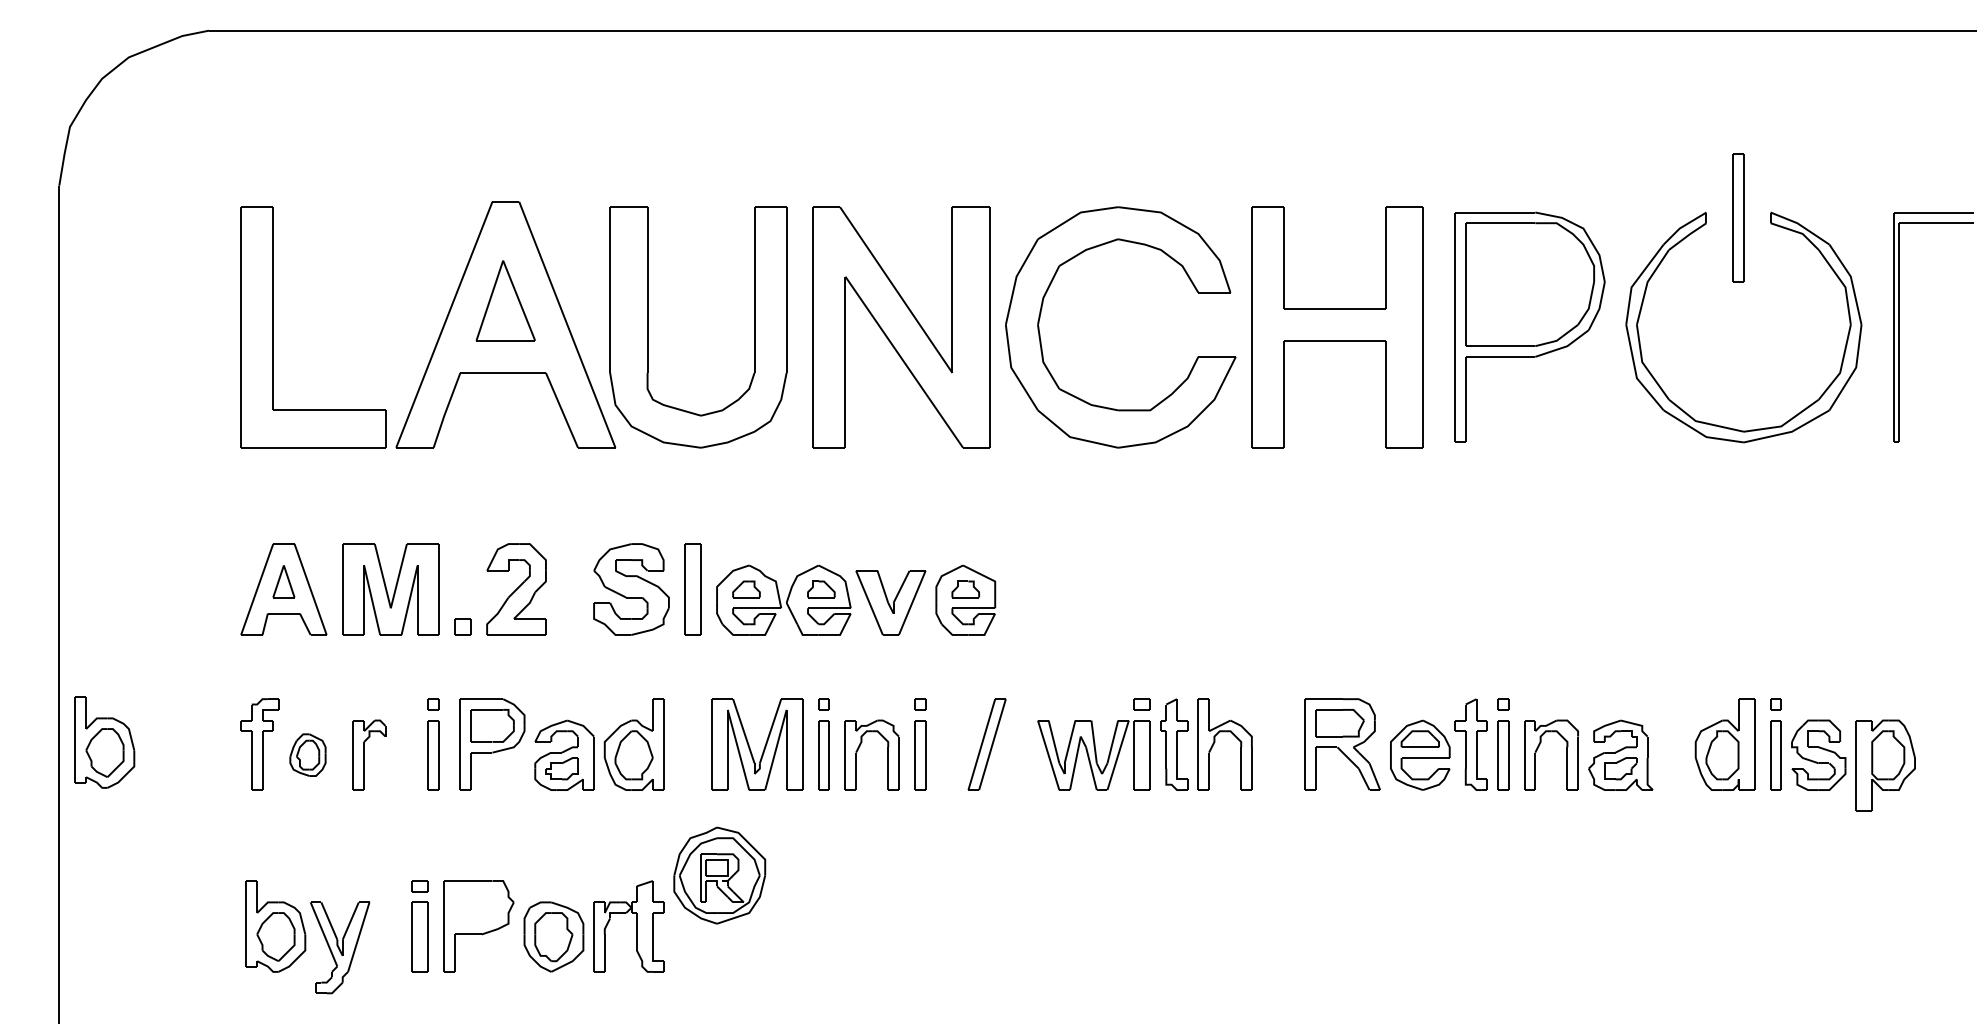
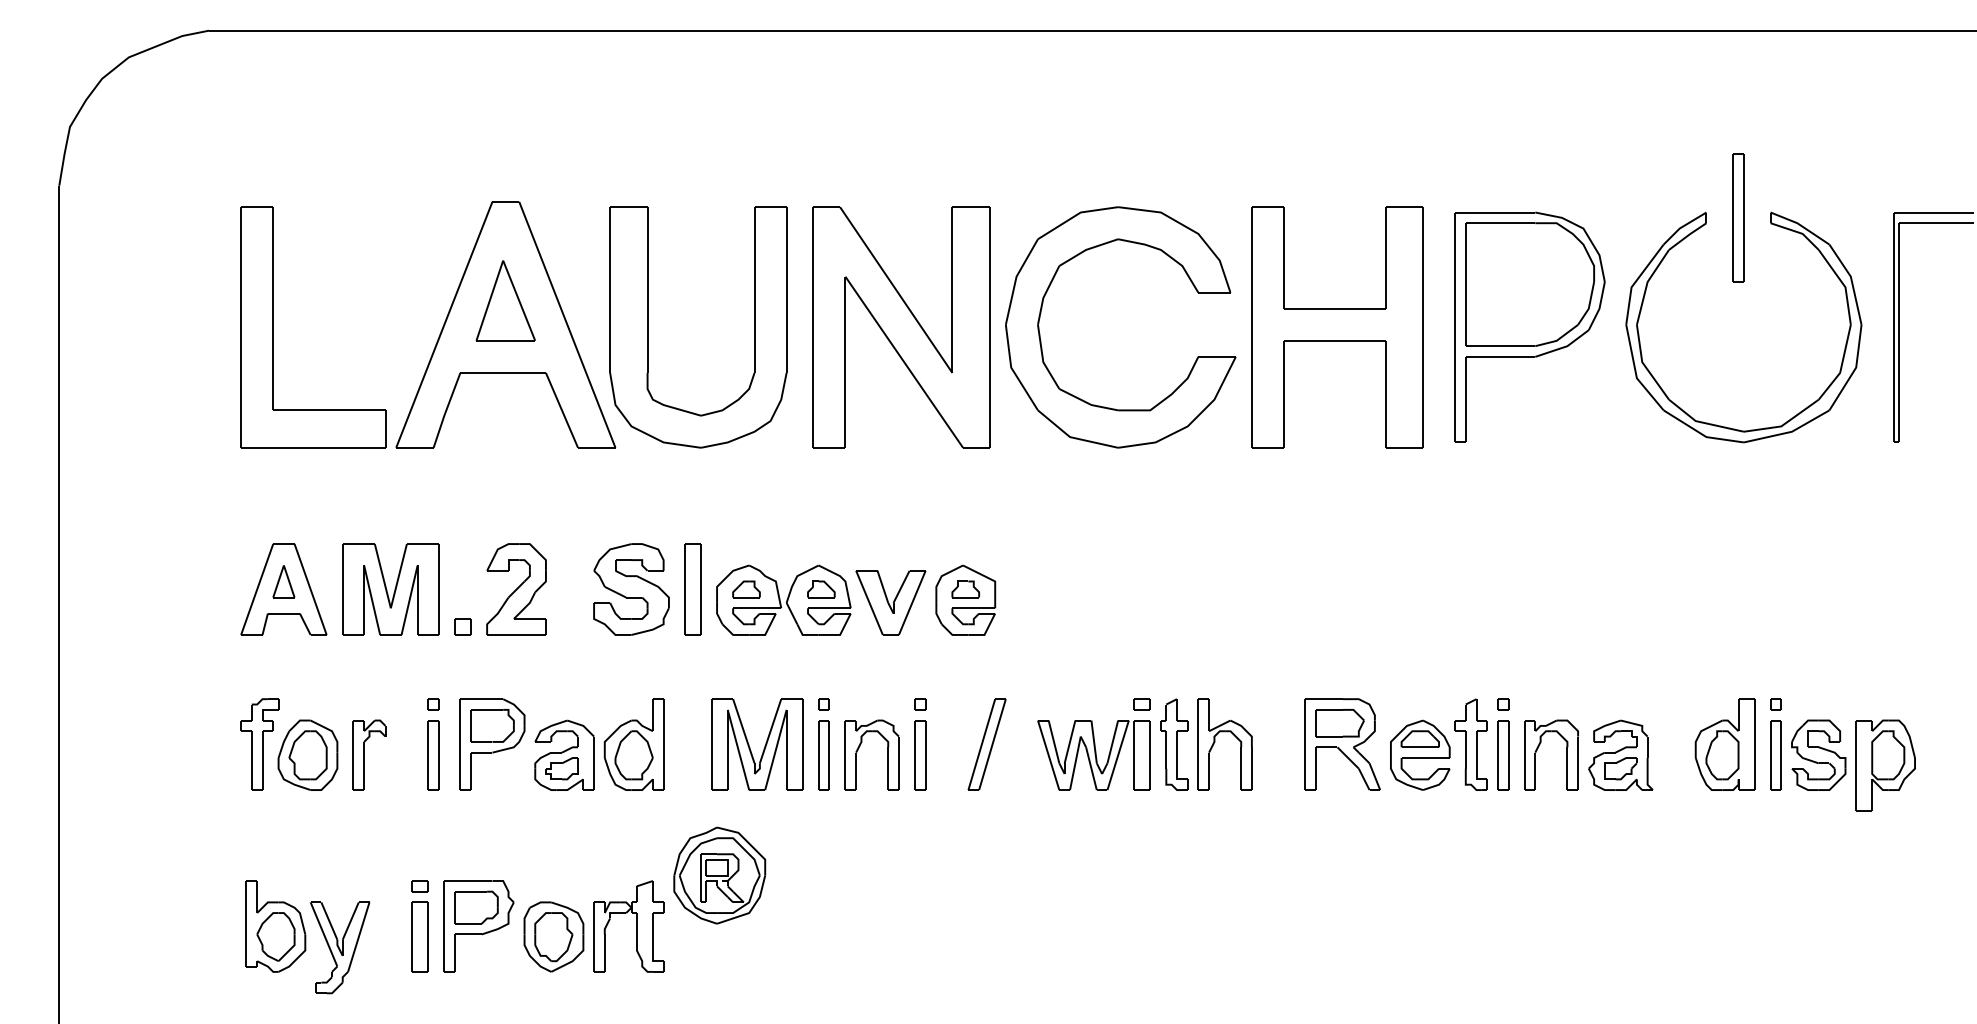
part: present -> none (104, 742)
part size: 38x44 px -> 62x72 px (307, 754)
part: none -> present (476, 907)
